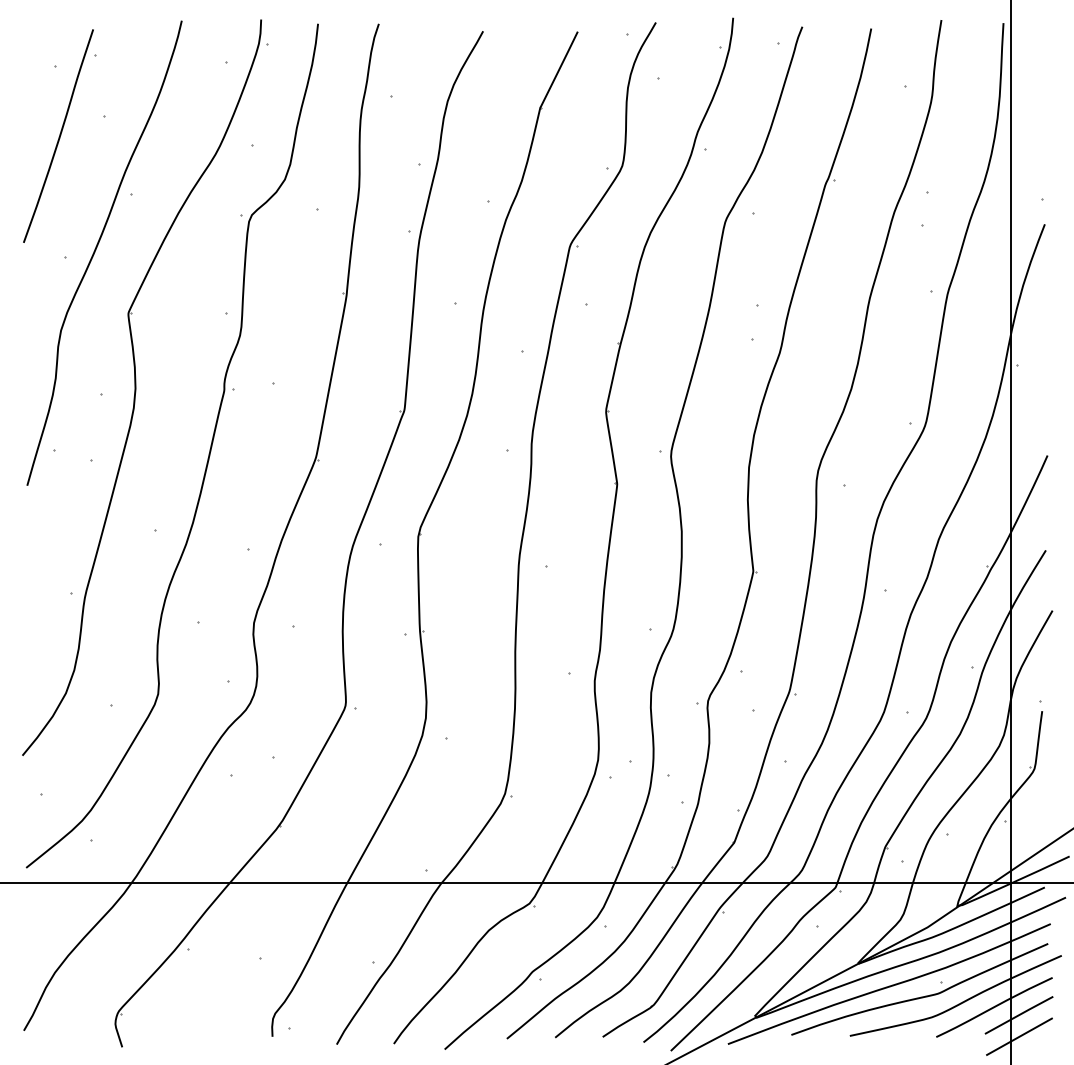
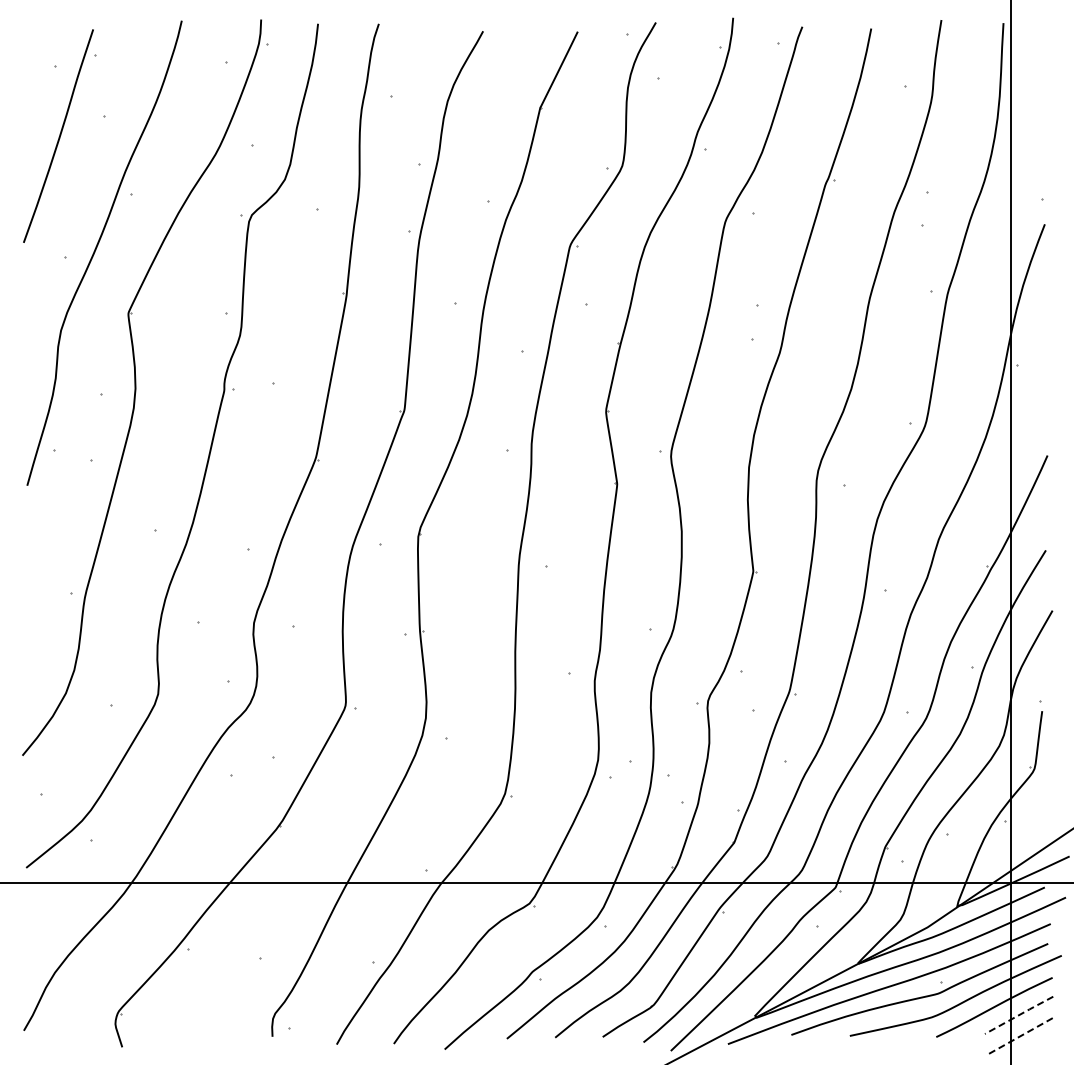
line: solid -> dashed (1019, 1015)
line: solid -> dashed (1019, 1037)
